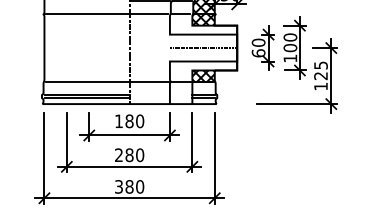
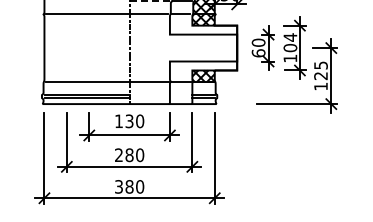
line: solid -> dashed (150, 1)
text: 100 -> 104 (290, 37)
line: present -> none (203, 48)
text: 180 -> 130 (129, 121)
